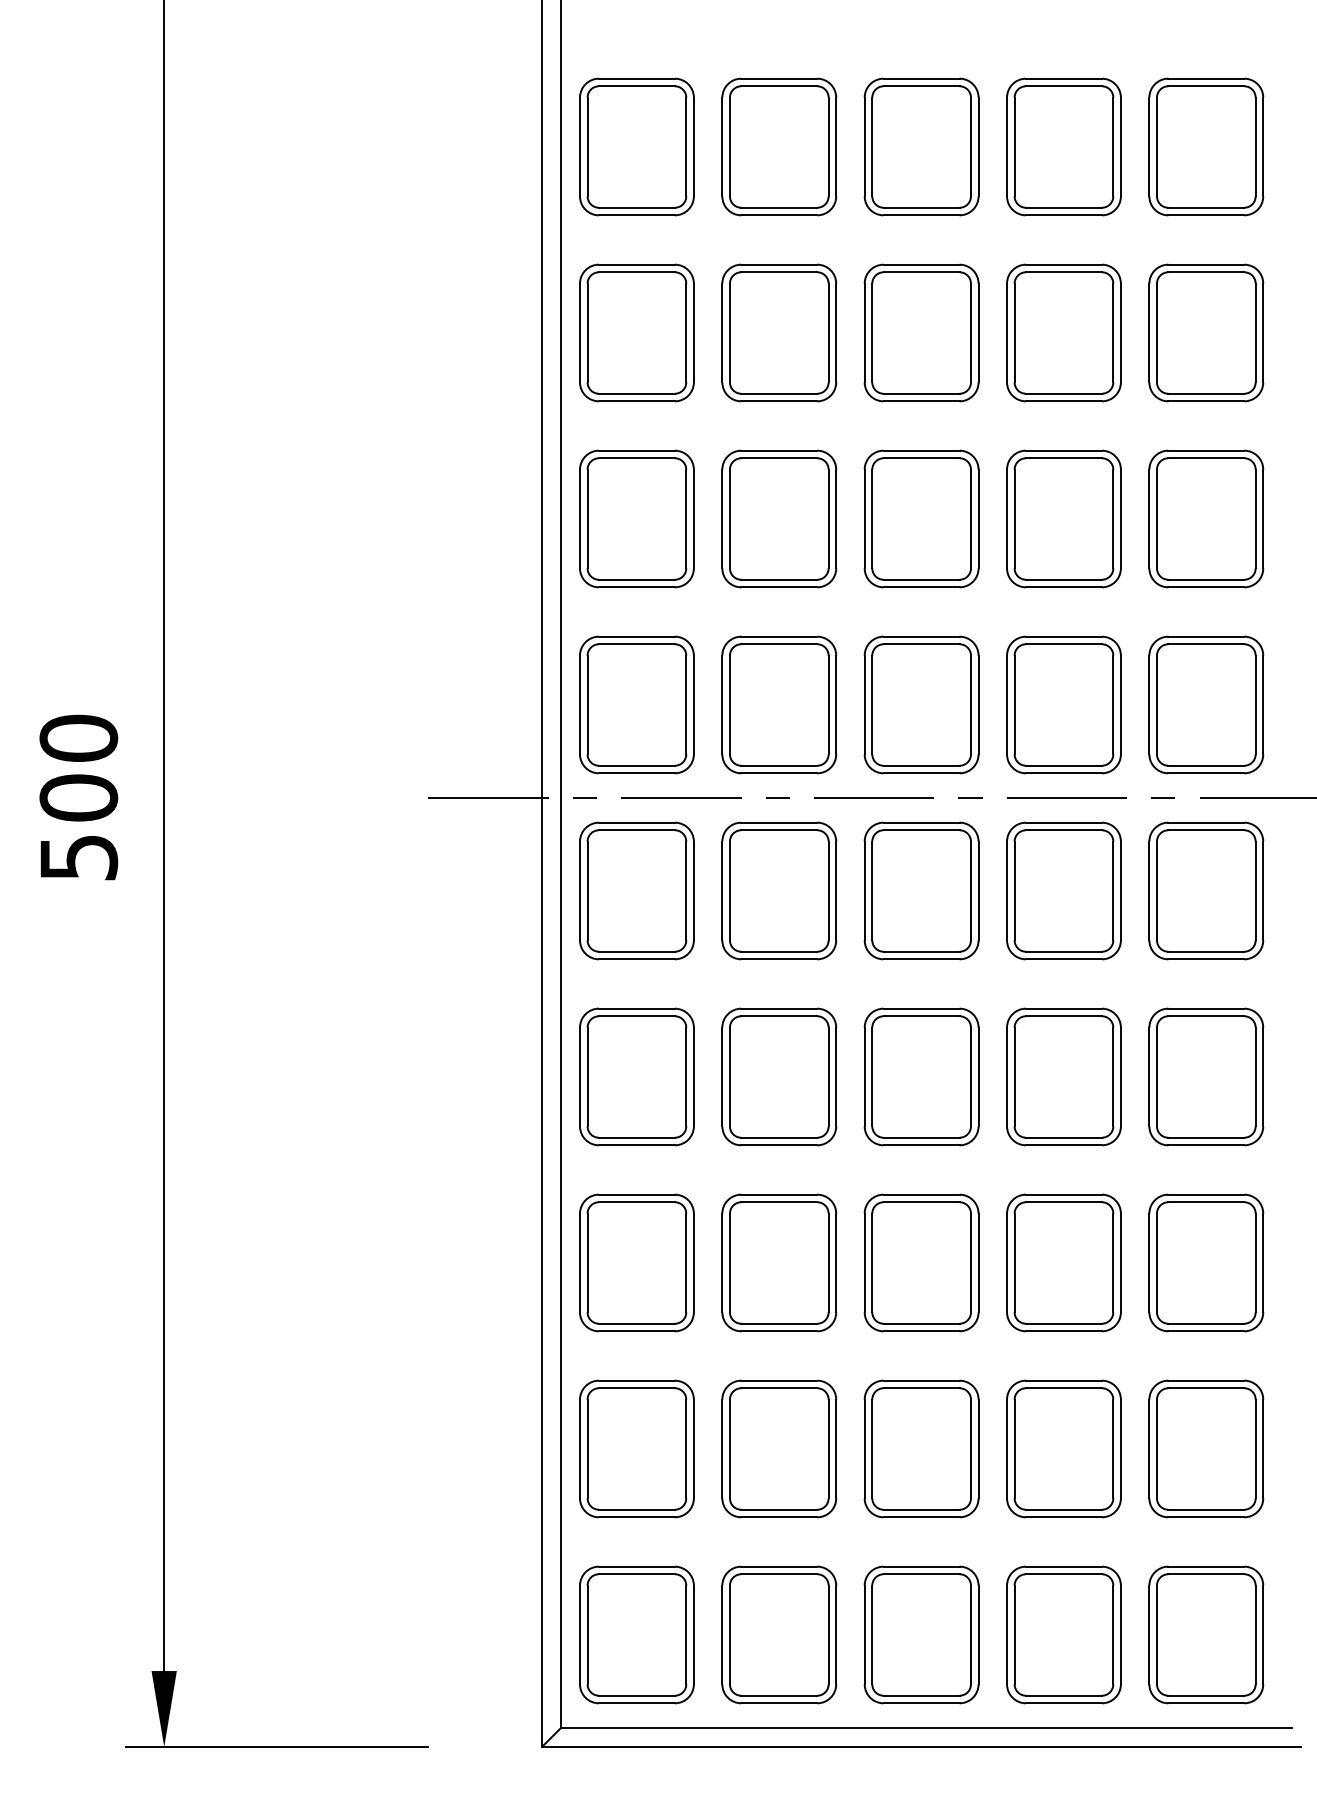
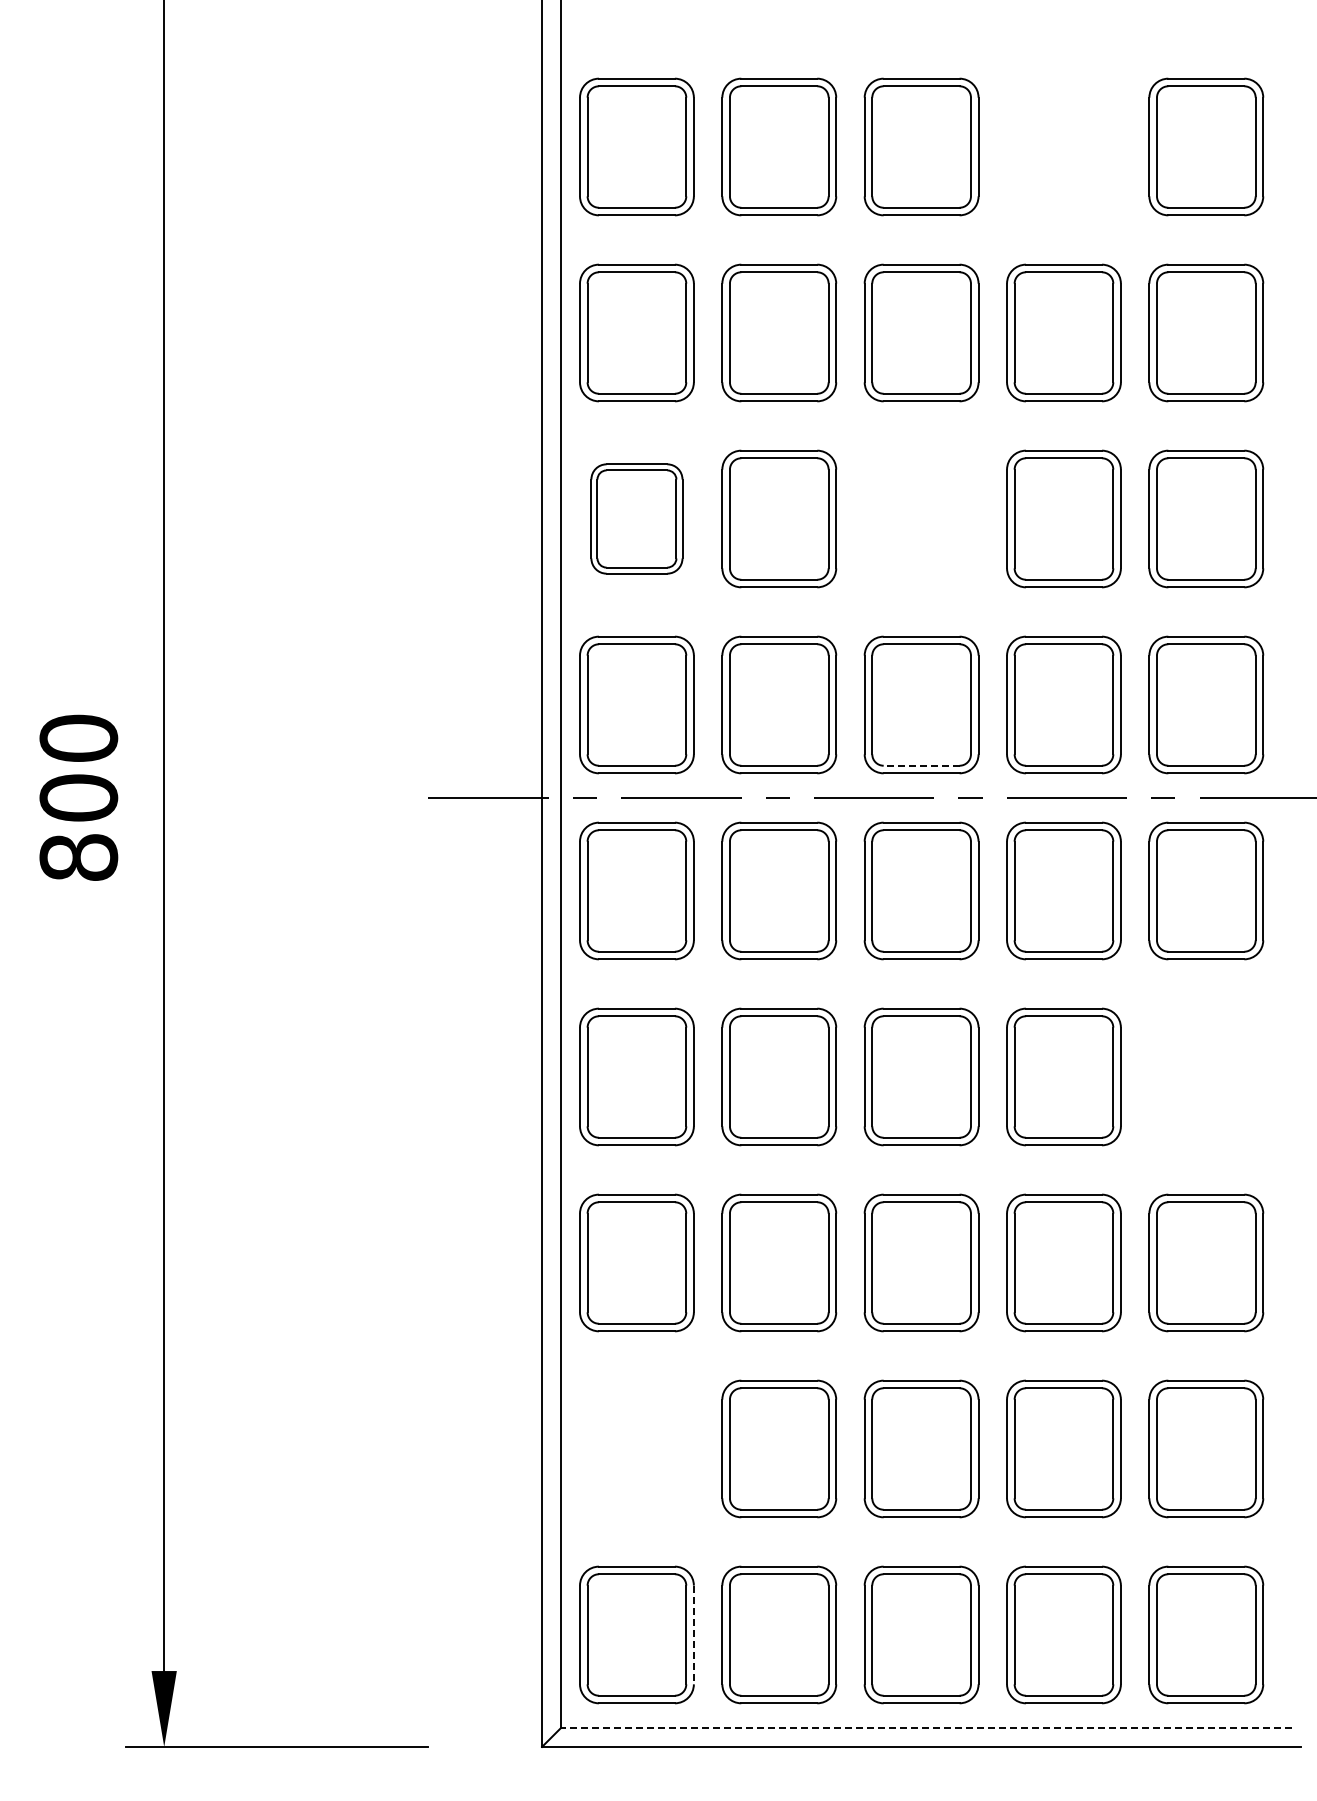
part: present -> none (1063, 146)
part size: 116x140 px -> 94x112 px (636, 518)
part: present -> none (921, 518)
line: solid -> dashed (921, 765)
text: 500 -> 800 (78, 857)
part: present -> none (1206, 1076)
part: present -> none (636, 1448)
line: solid -> dashed (693, 1635)
line: solid -> dashed (926, 1727)
